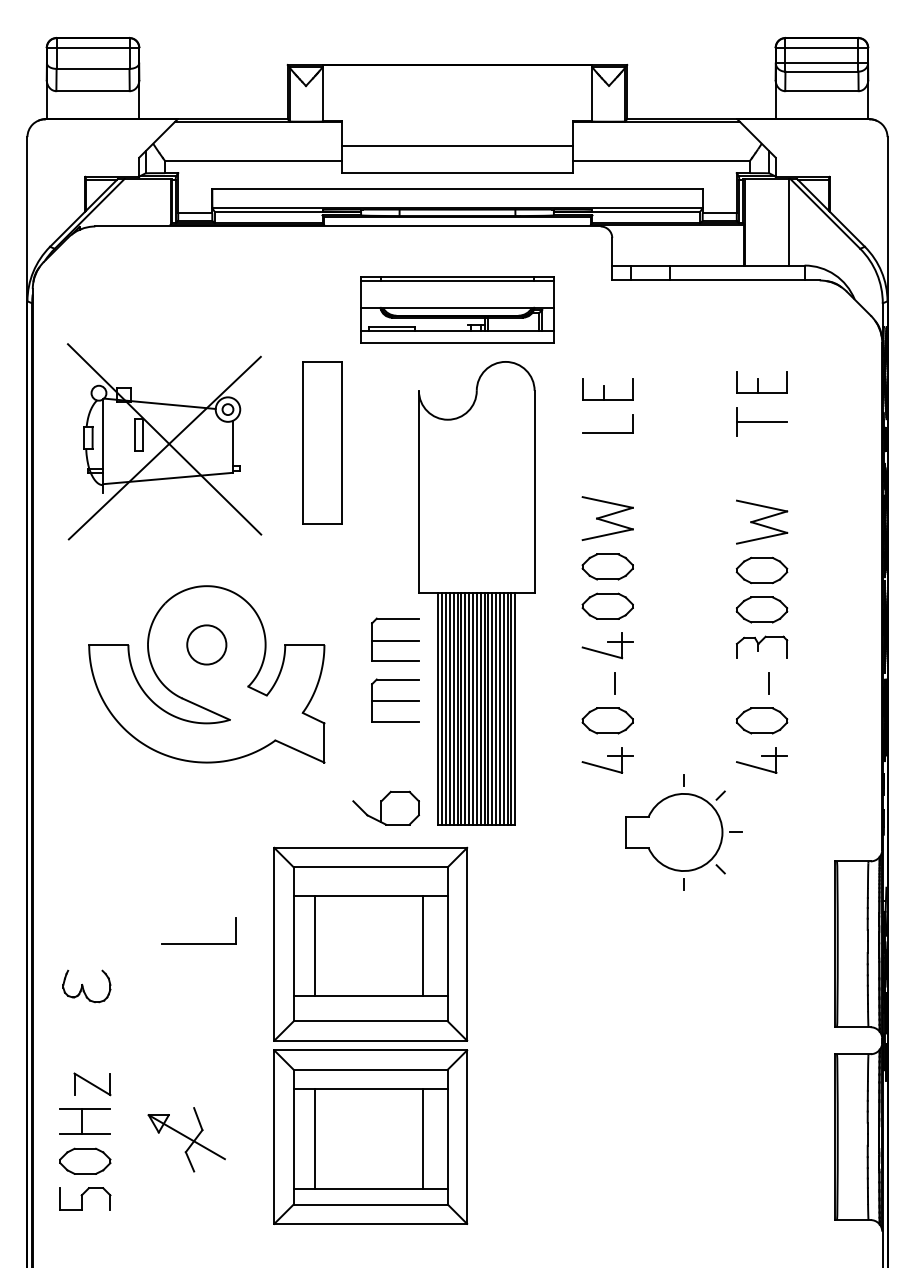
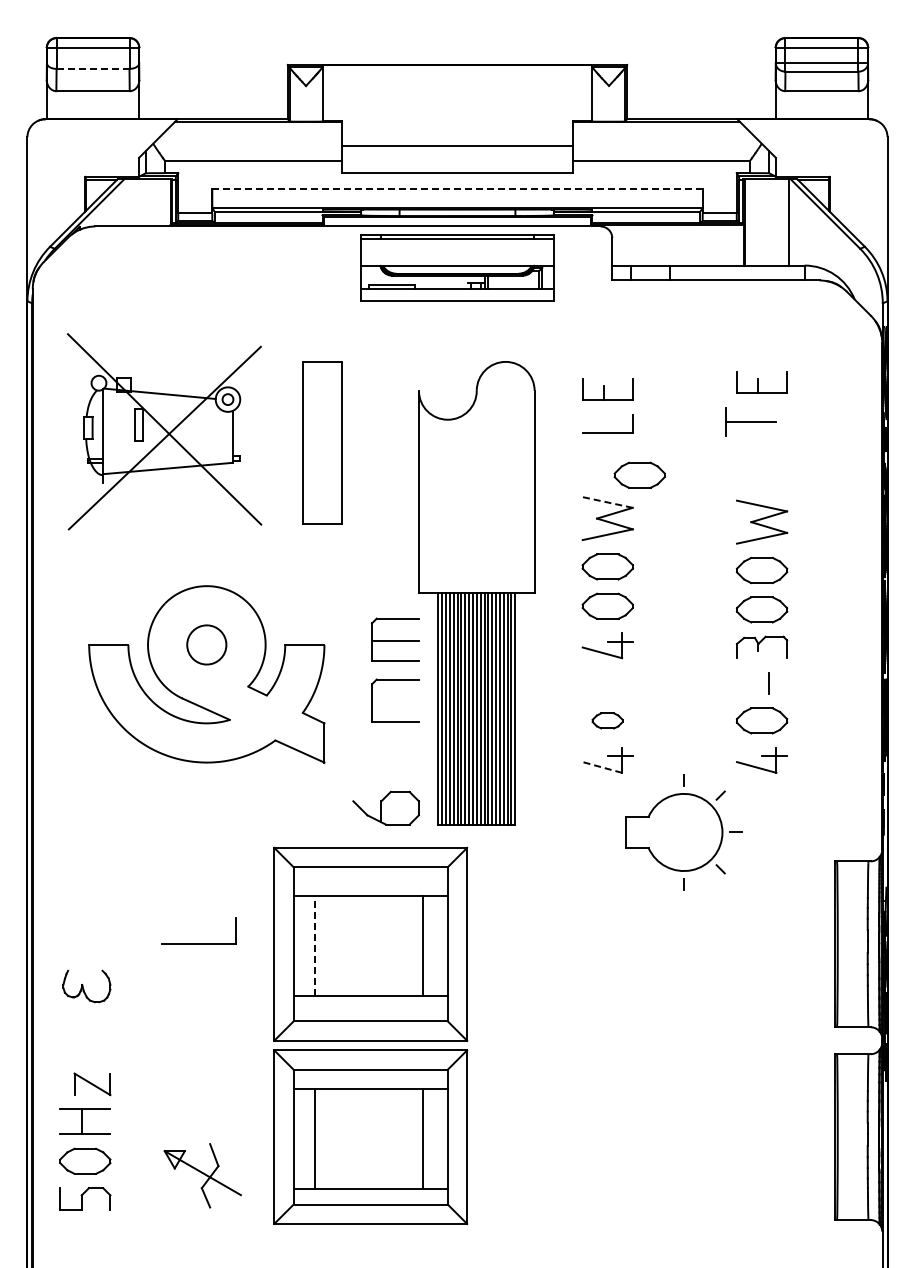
line: solid -> dashed (92, 68)
line: solid -> dashed (457, 189)
part position: (457, 309) -> (457, 267) (457, 267)
part position: (761, 421) -> (750, 421) (750, 421)
part position: (164, 441) -> (164, 431) (164, 431)
part: none -> present (639, 474)
line: solid -> dashed (607, 502)
line: present -> none (614, 683)
line: present -> none (395, 701)
part size: 53x28 px -> 33x18 px (607, 720)
line: solid -> dashed (601, 767)
line: solid -> dashed (314, 945)
part position: (186, 1139) -> (202, 1175) (202, 1175)
